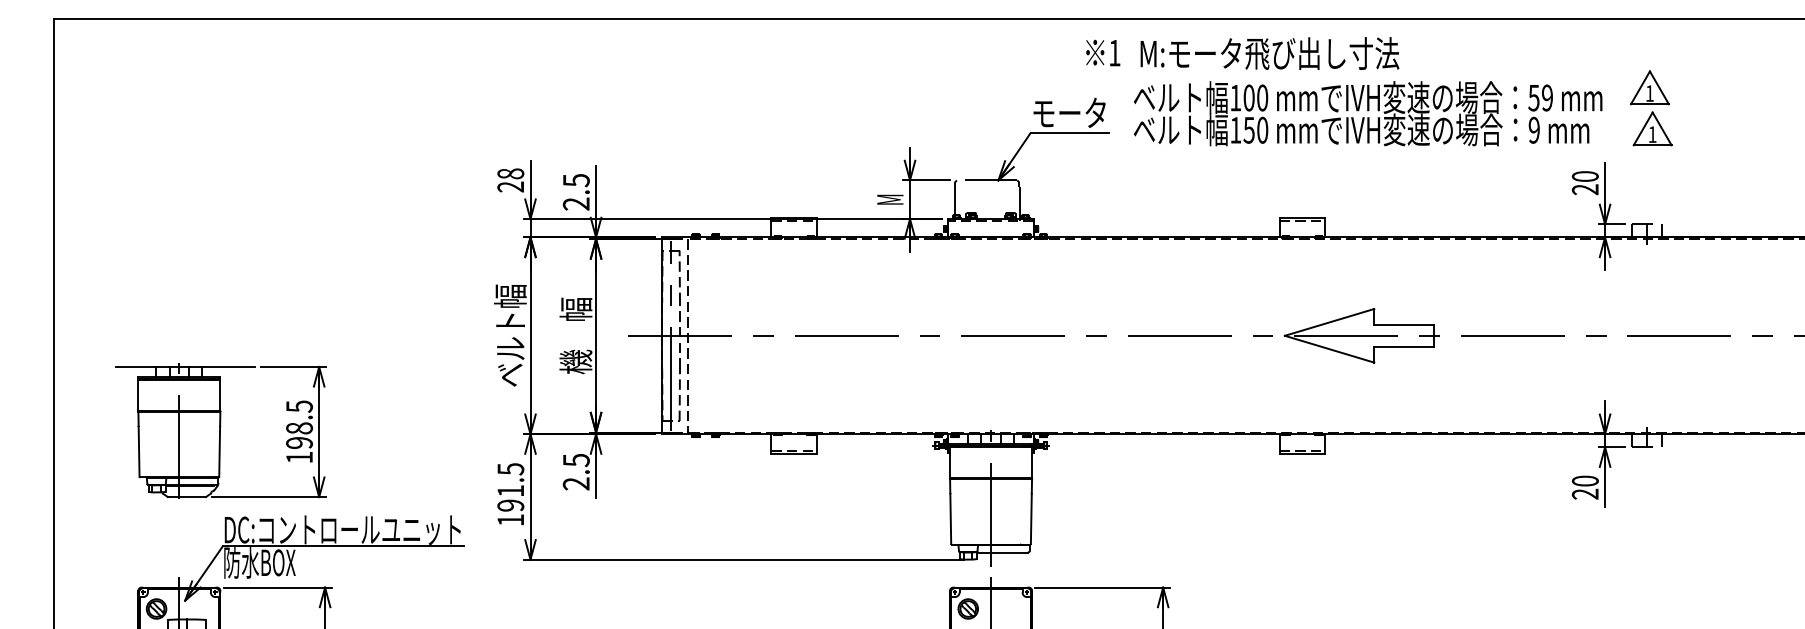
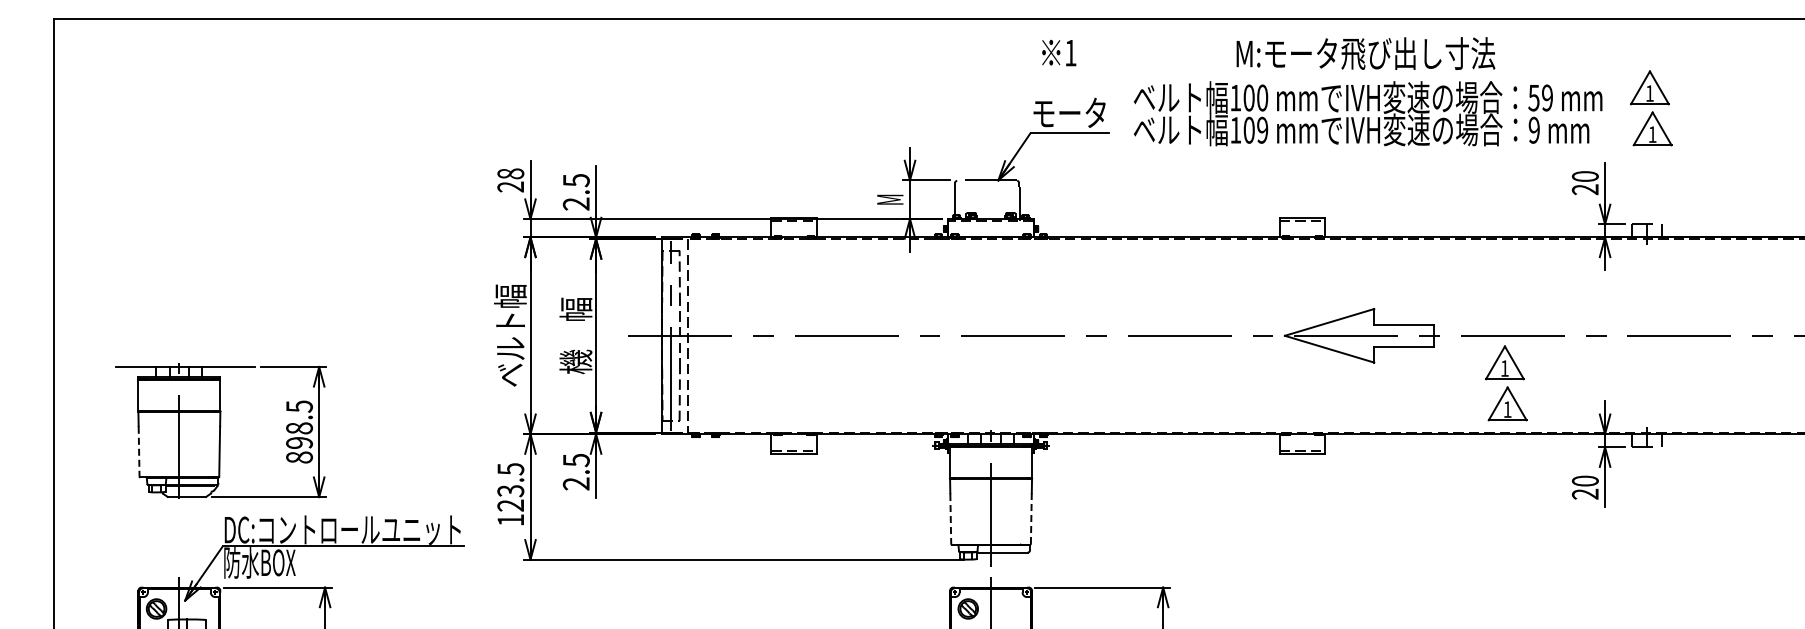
text position: (1103, 52) -> (1059, 52) (1059, 52)
text position: (1269, 53) -> (1365, 53) (1365, 53)
text: 150 -> 109 (1255, 129)
part: none -> present (1506, 383)
line: solid -> dashed (139, 451)
text: 198.5 -> 898.5 (299, 457)
text: 191.5 -> 123.5 (510, 498)
line: solid -> dashed (950, 519)
line: solid -> dashed (1031, 519)
